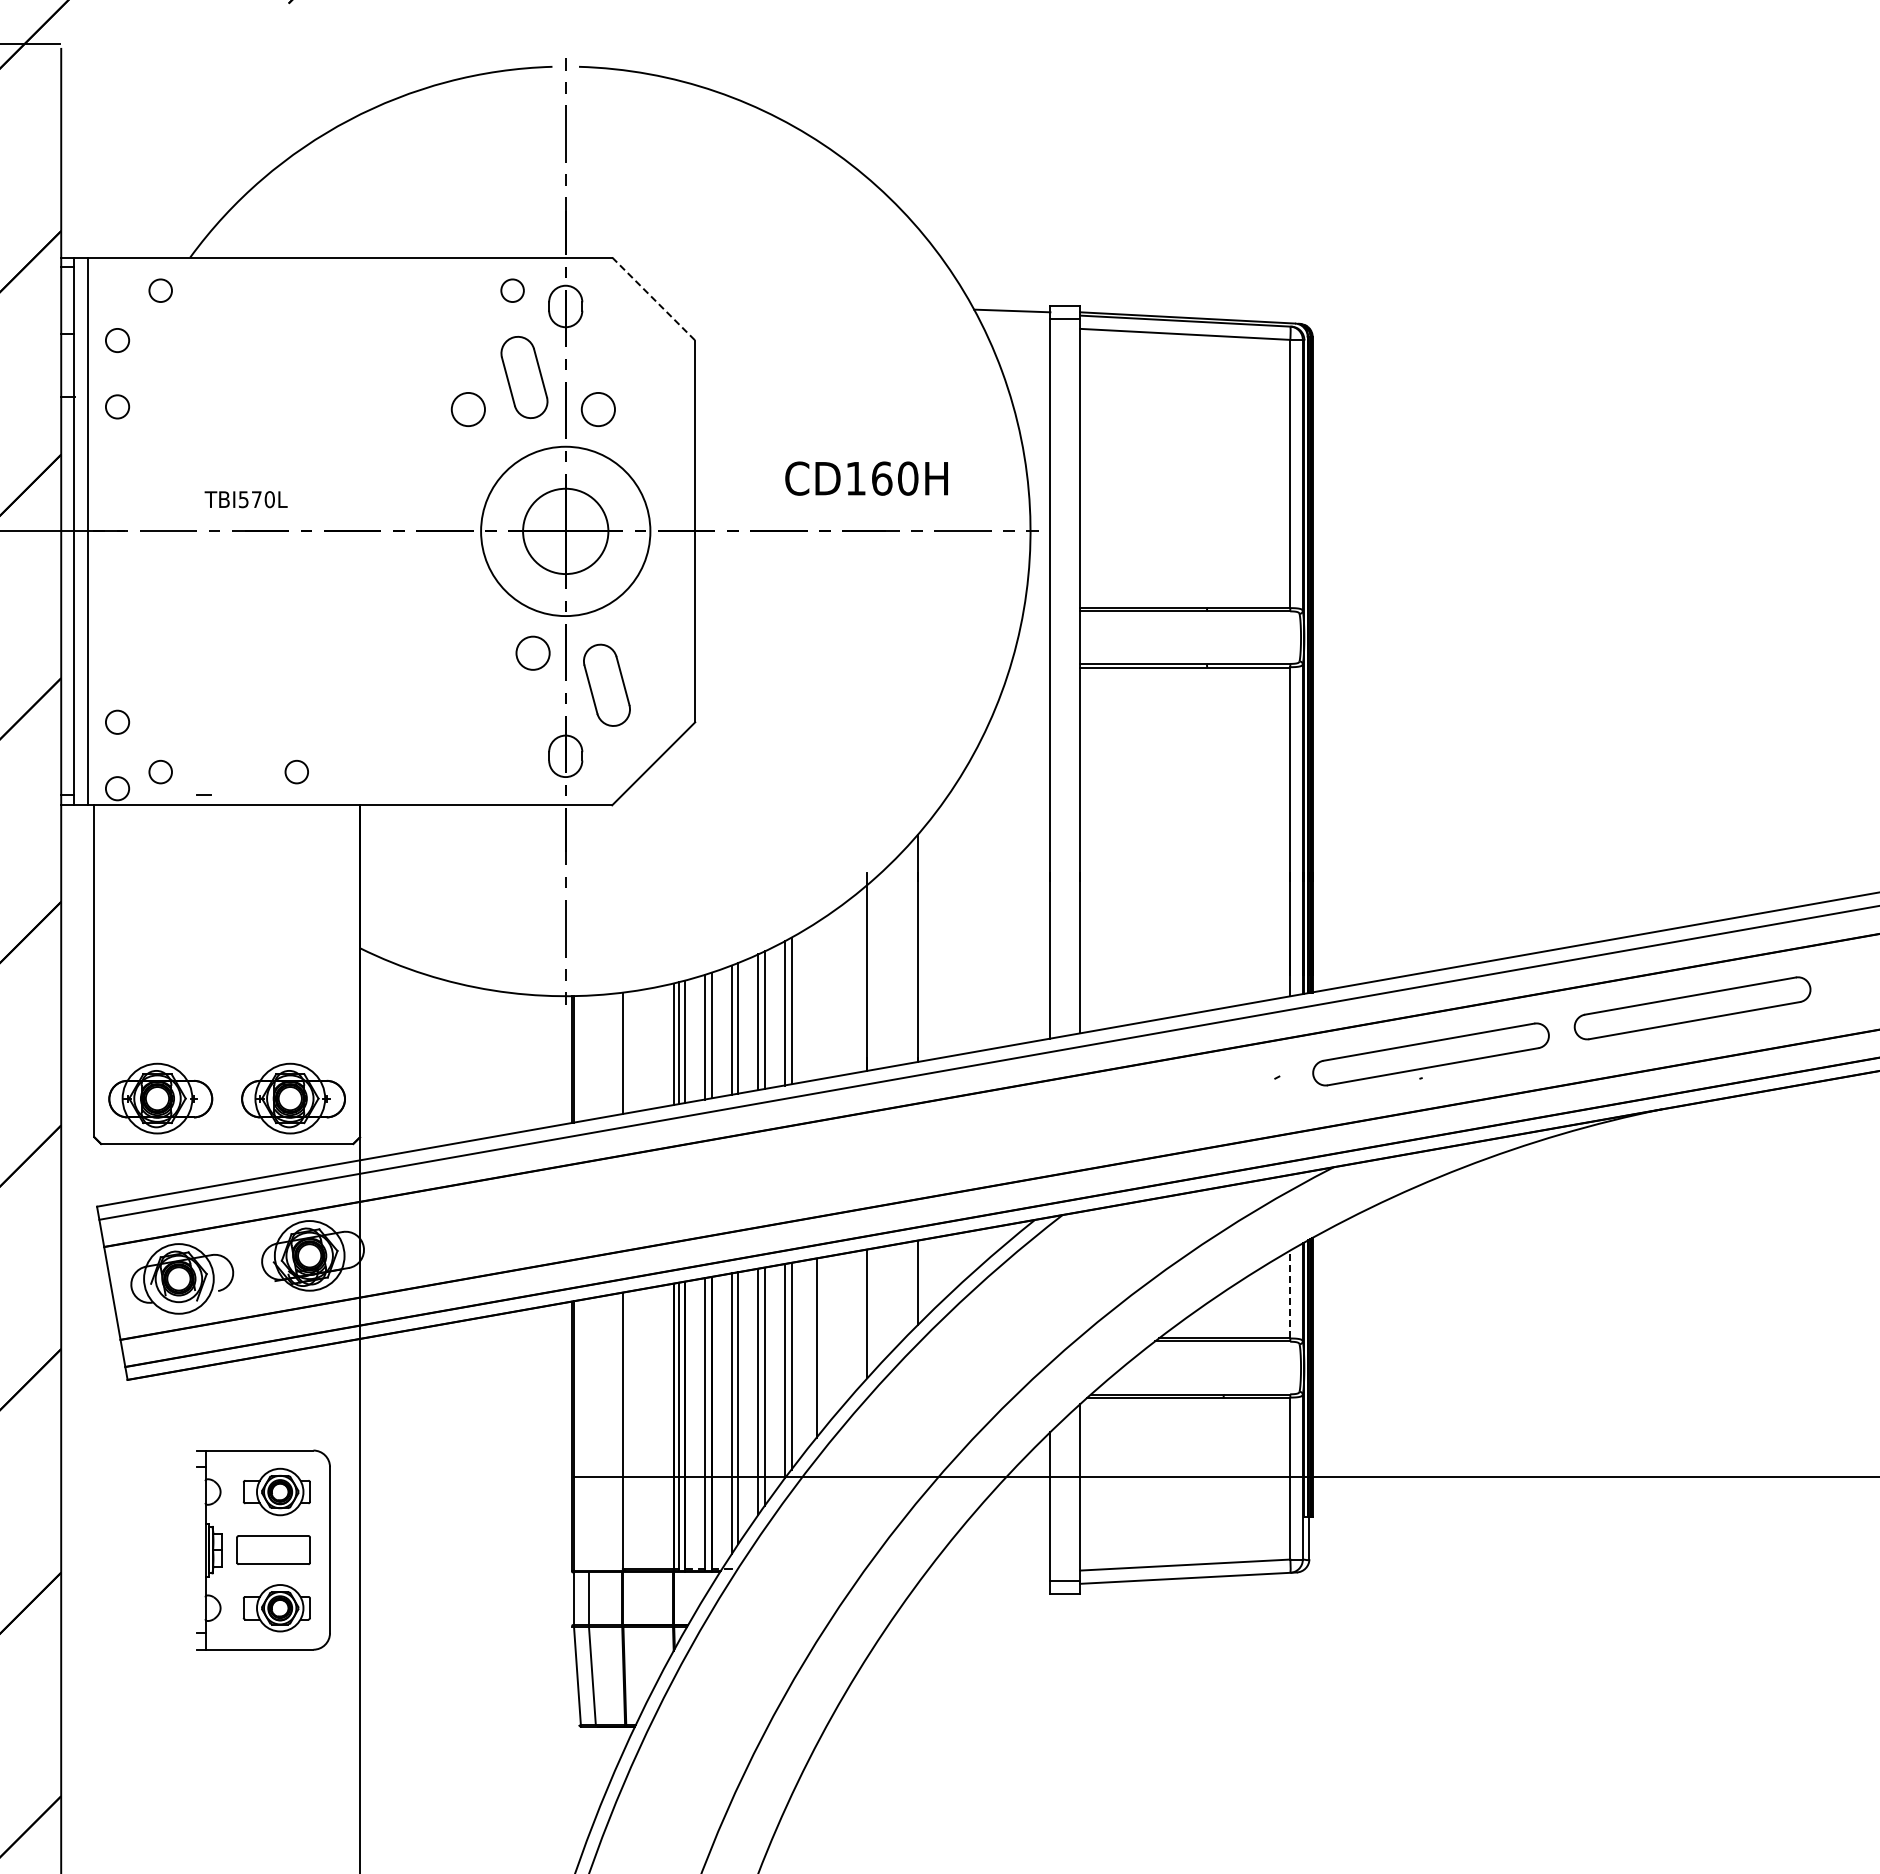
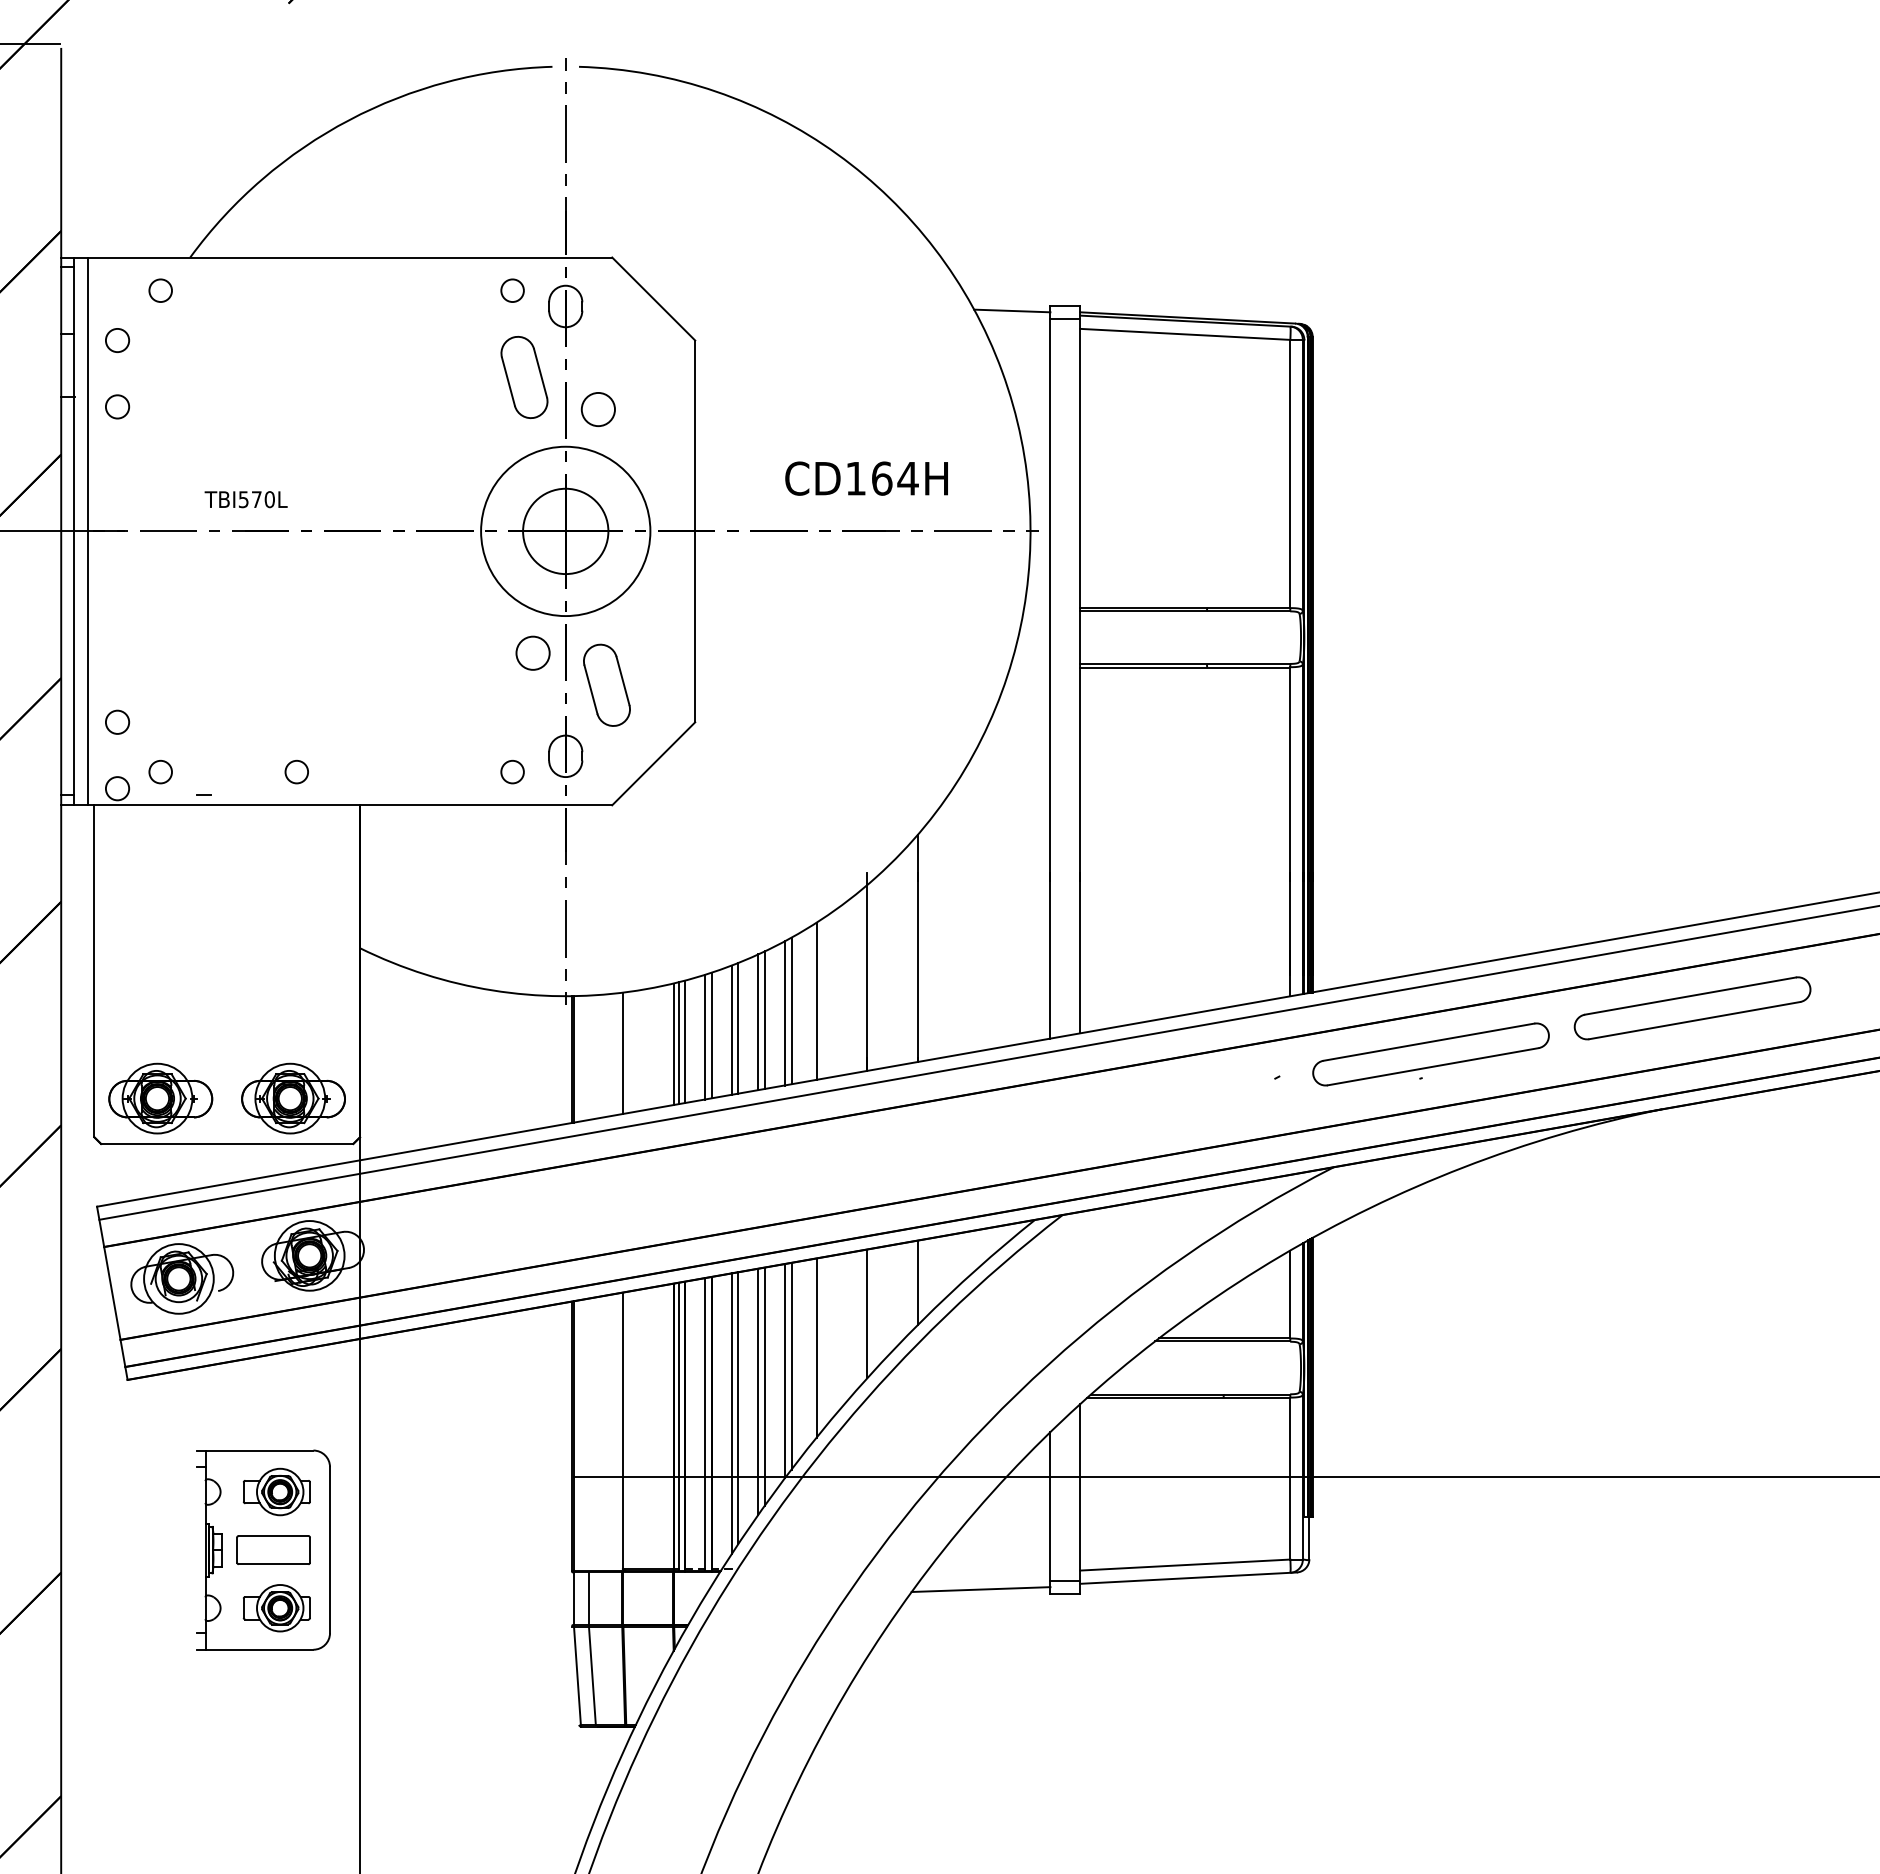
line: dashed -> solid (653, 299)
circle: present -> none (467, 409)
text: CD160H -> CD164H (907, 478)
circle: none -> present (512, 771)
line: none -> present (816, 1001)
line: dashed -> solid (1290, 1294)
line: none -> present (980, 1589)
